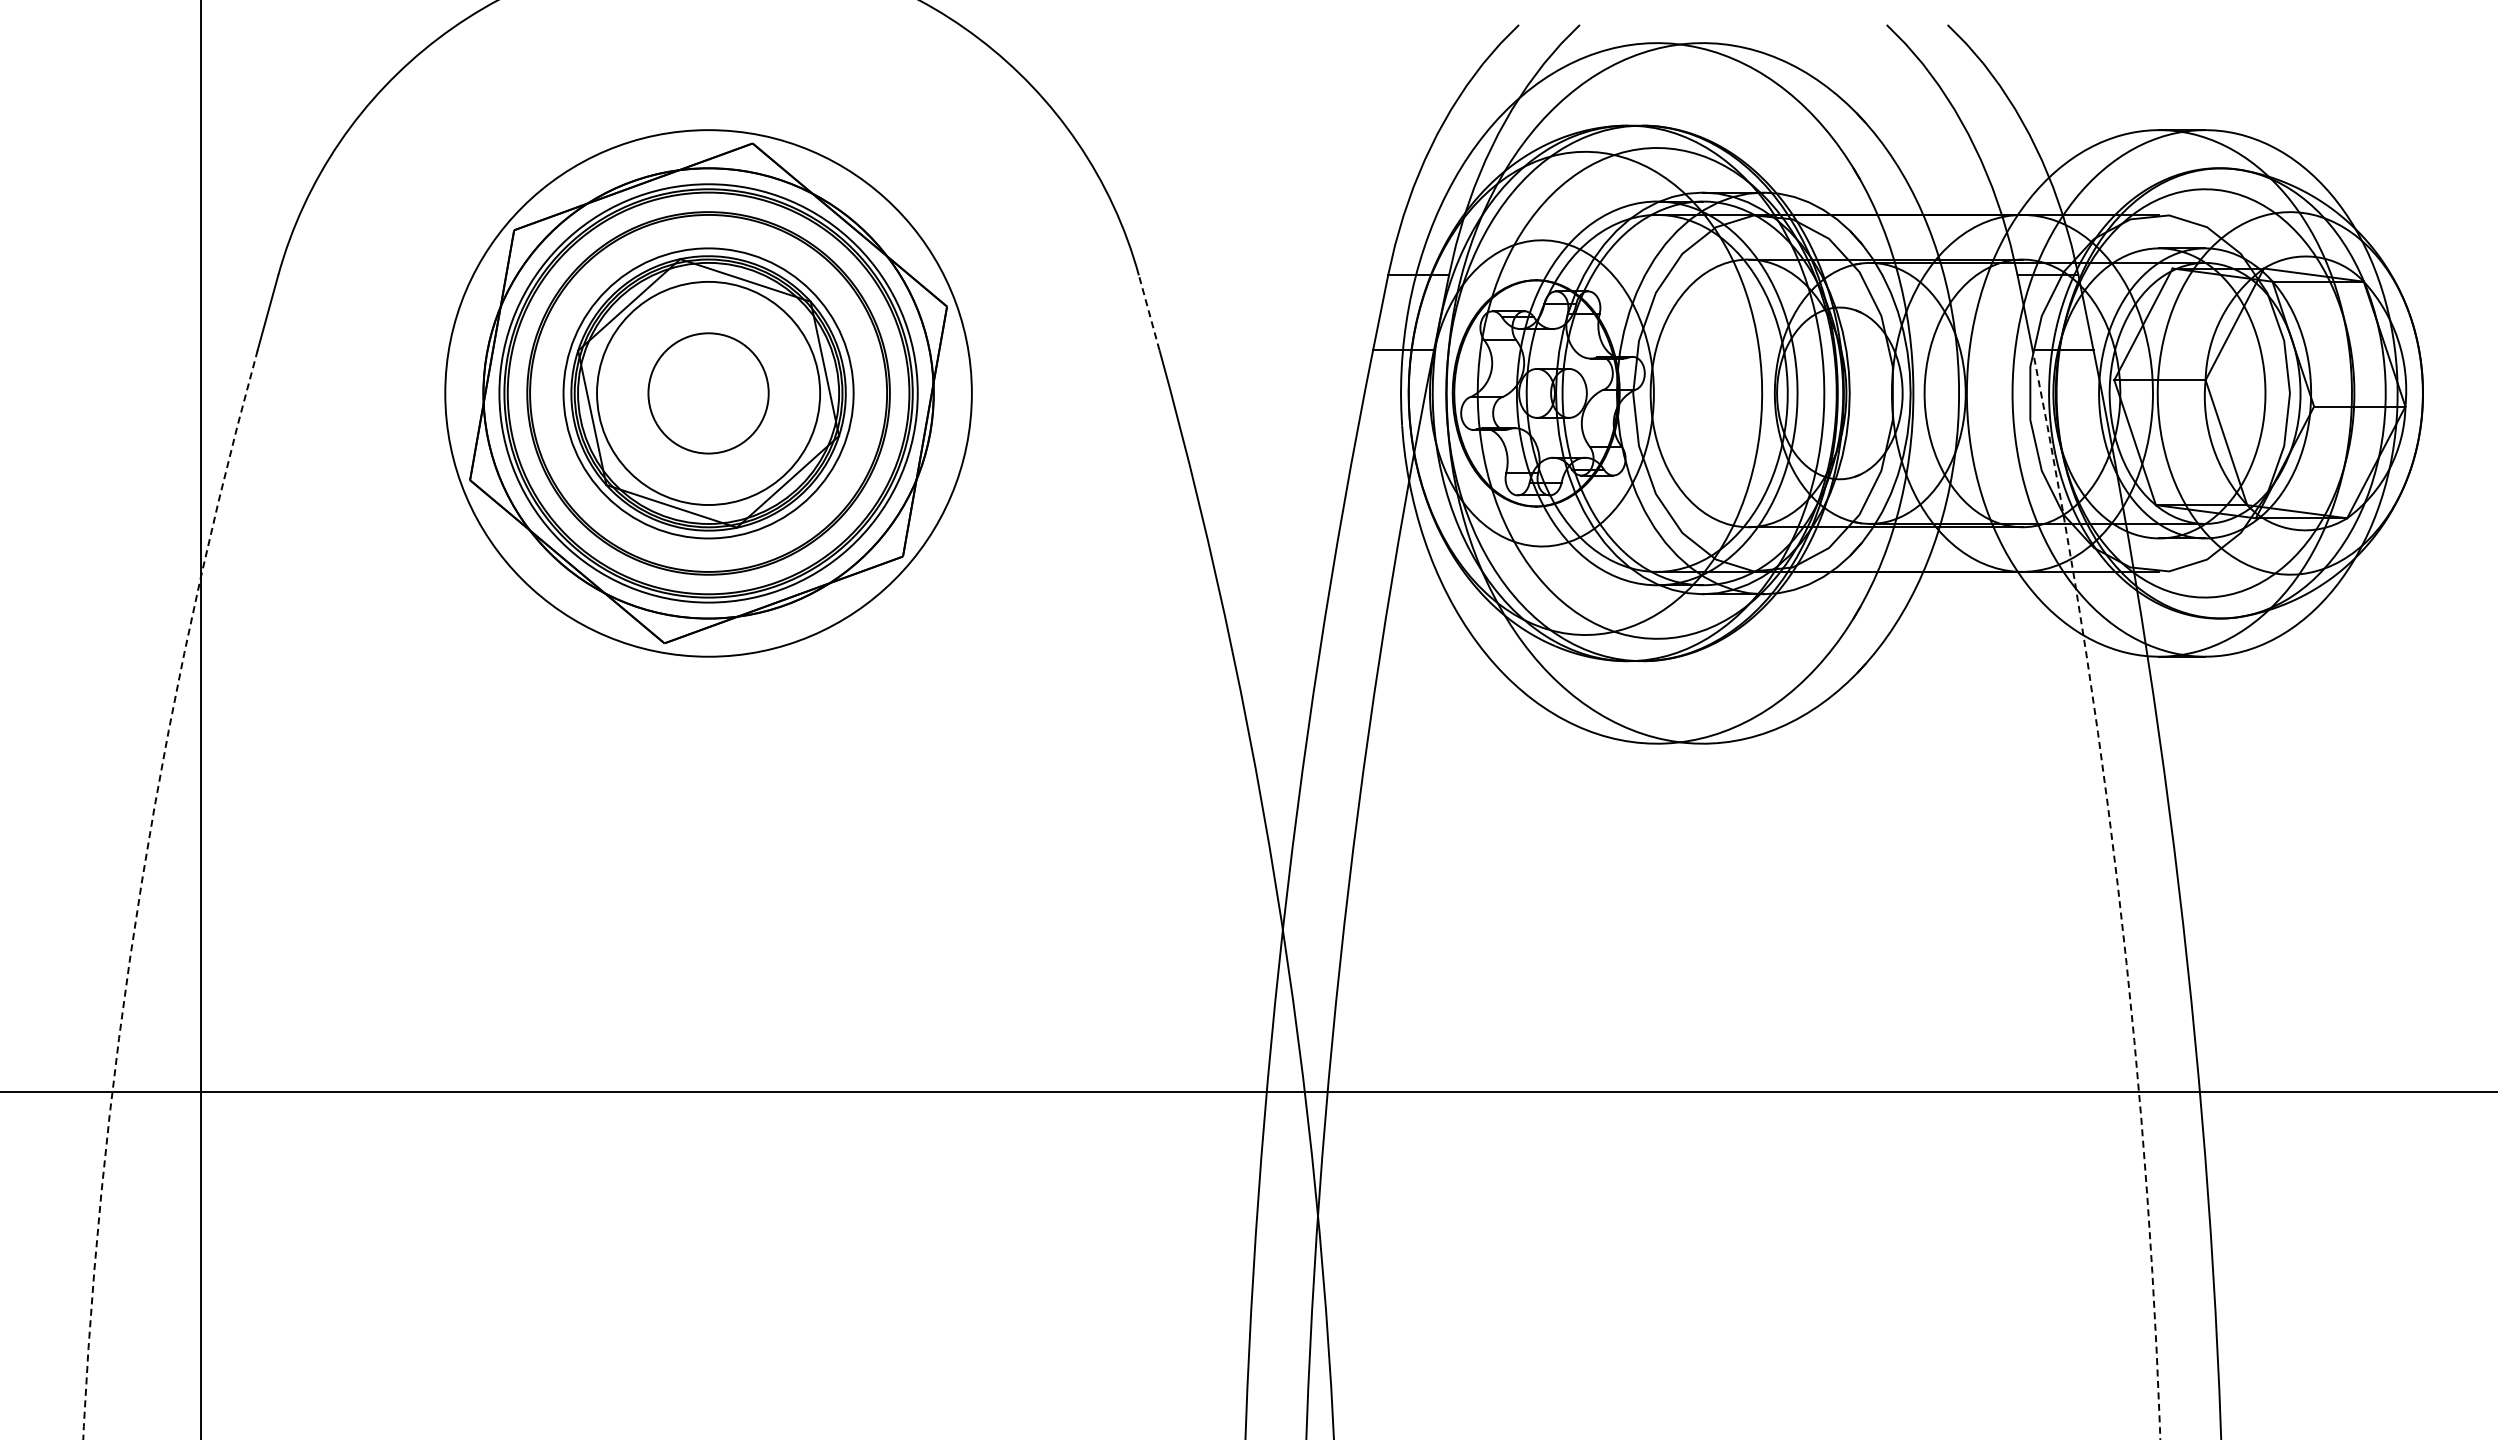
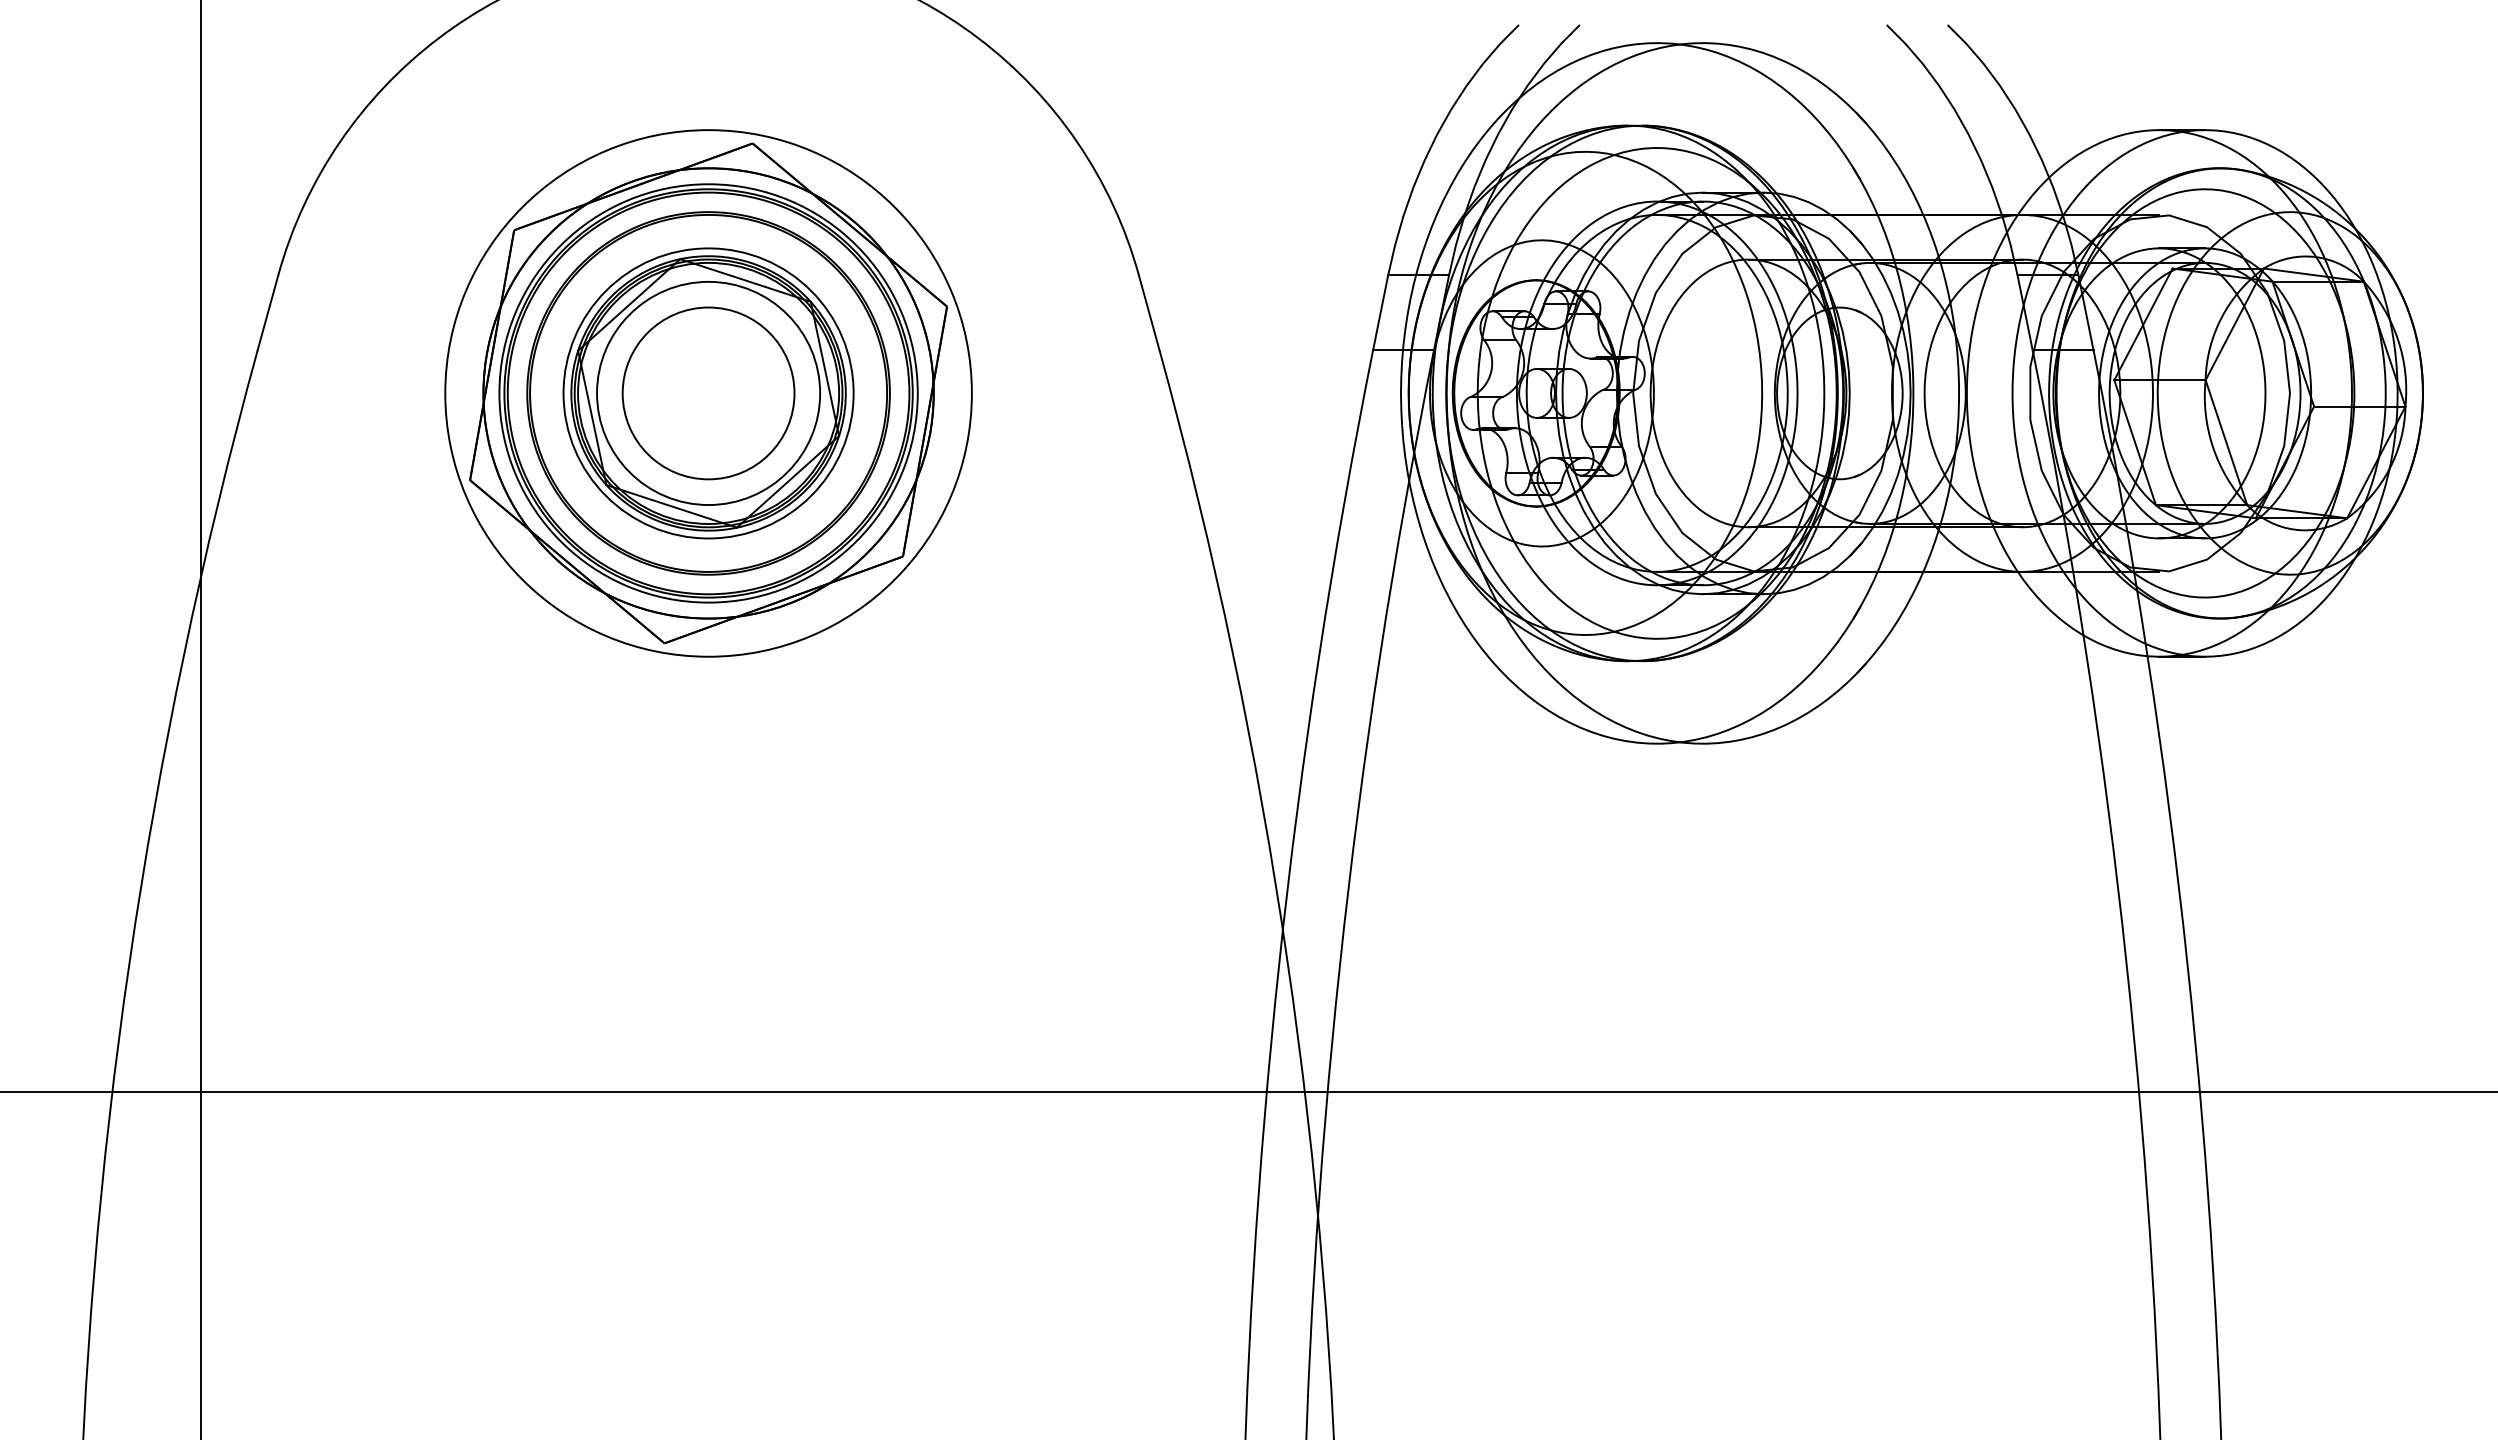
line: dashed -> solid (1149, 312)
circle diameter: 120 px -> 172 px (708, 393)
arc: dashed -> solid (140, 889)
arc: dashed -> solid (2118, 892)
